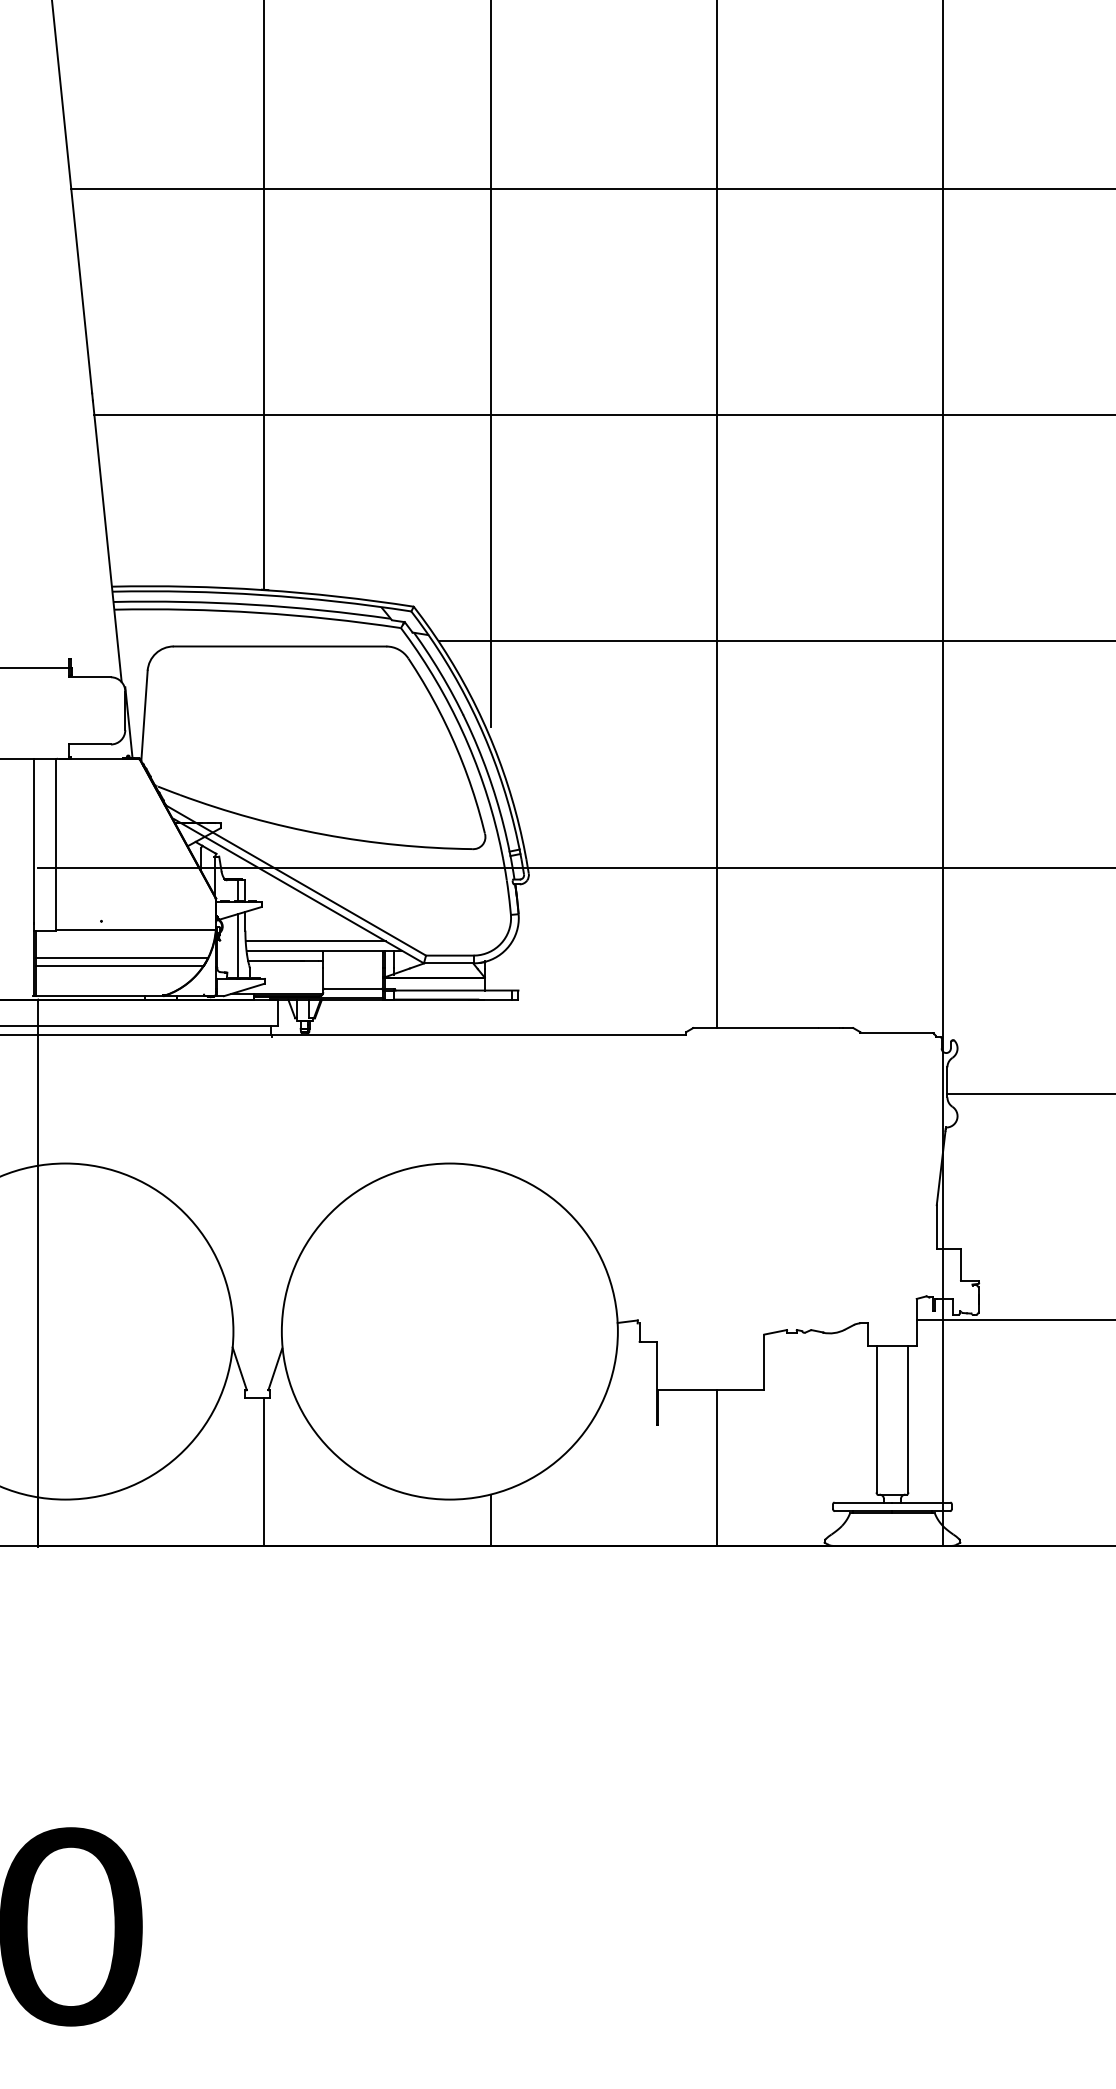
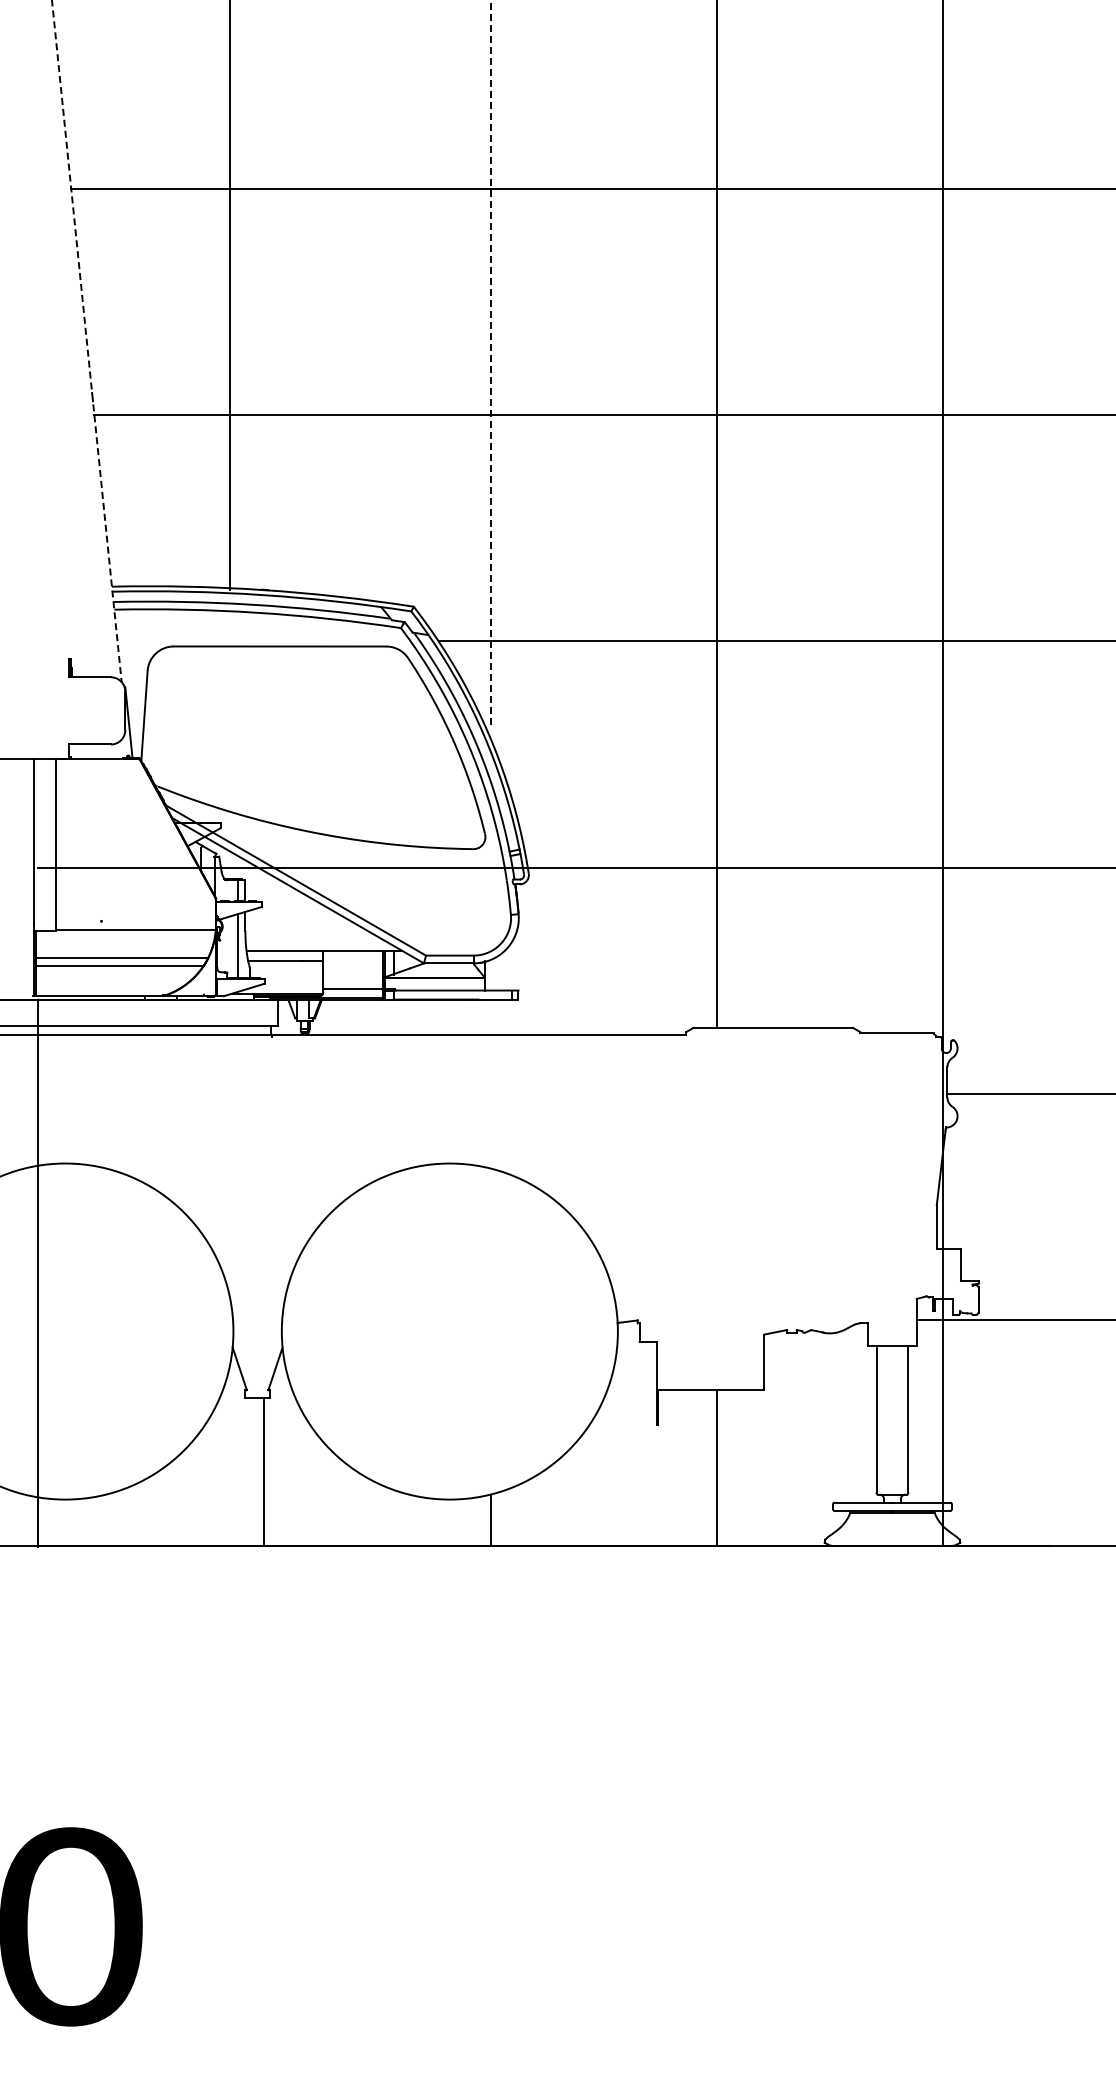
line position: (264, 295) -> (230, 295) (230, 295)
line: solid -> dashed (86, 341)
line: solid -> dashed (490, 364)
line: present -> none (35, 668)
line: present -> none (315, 941)
